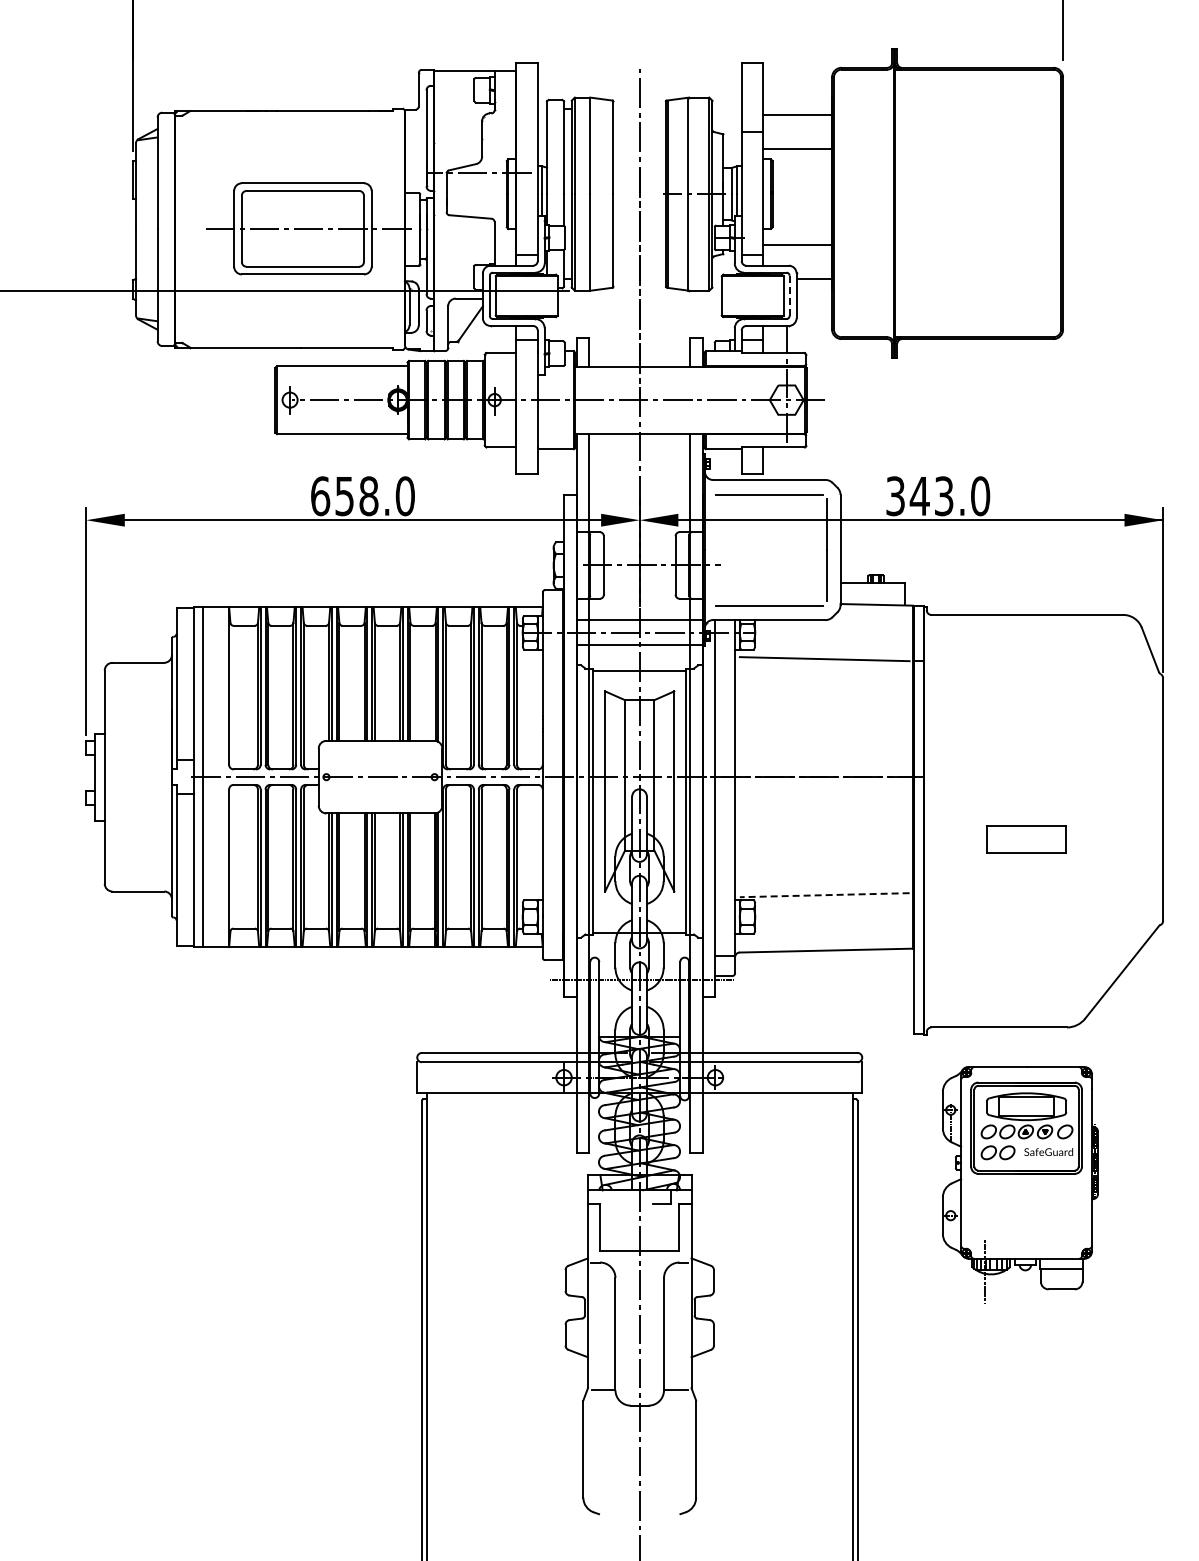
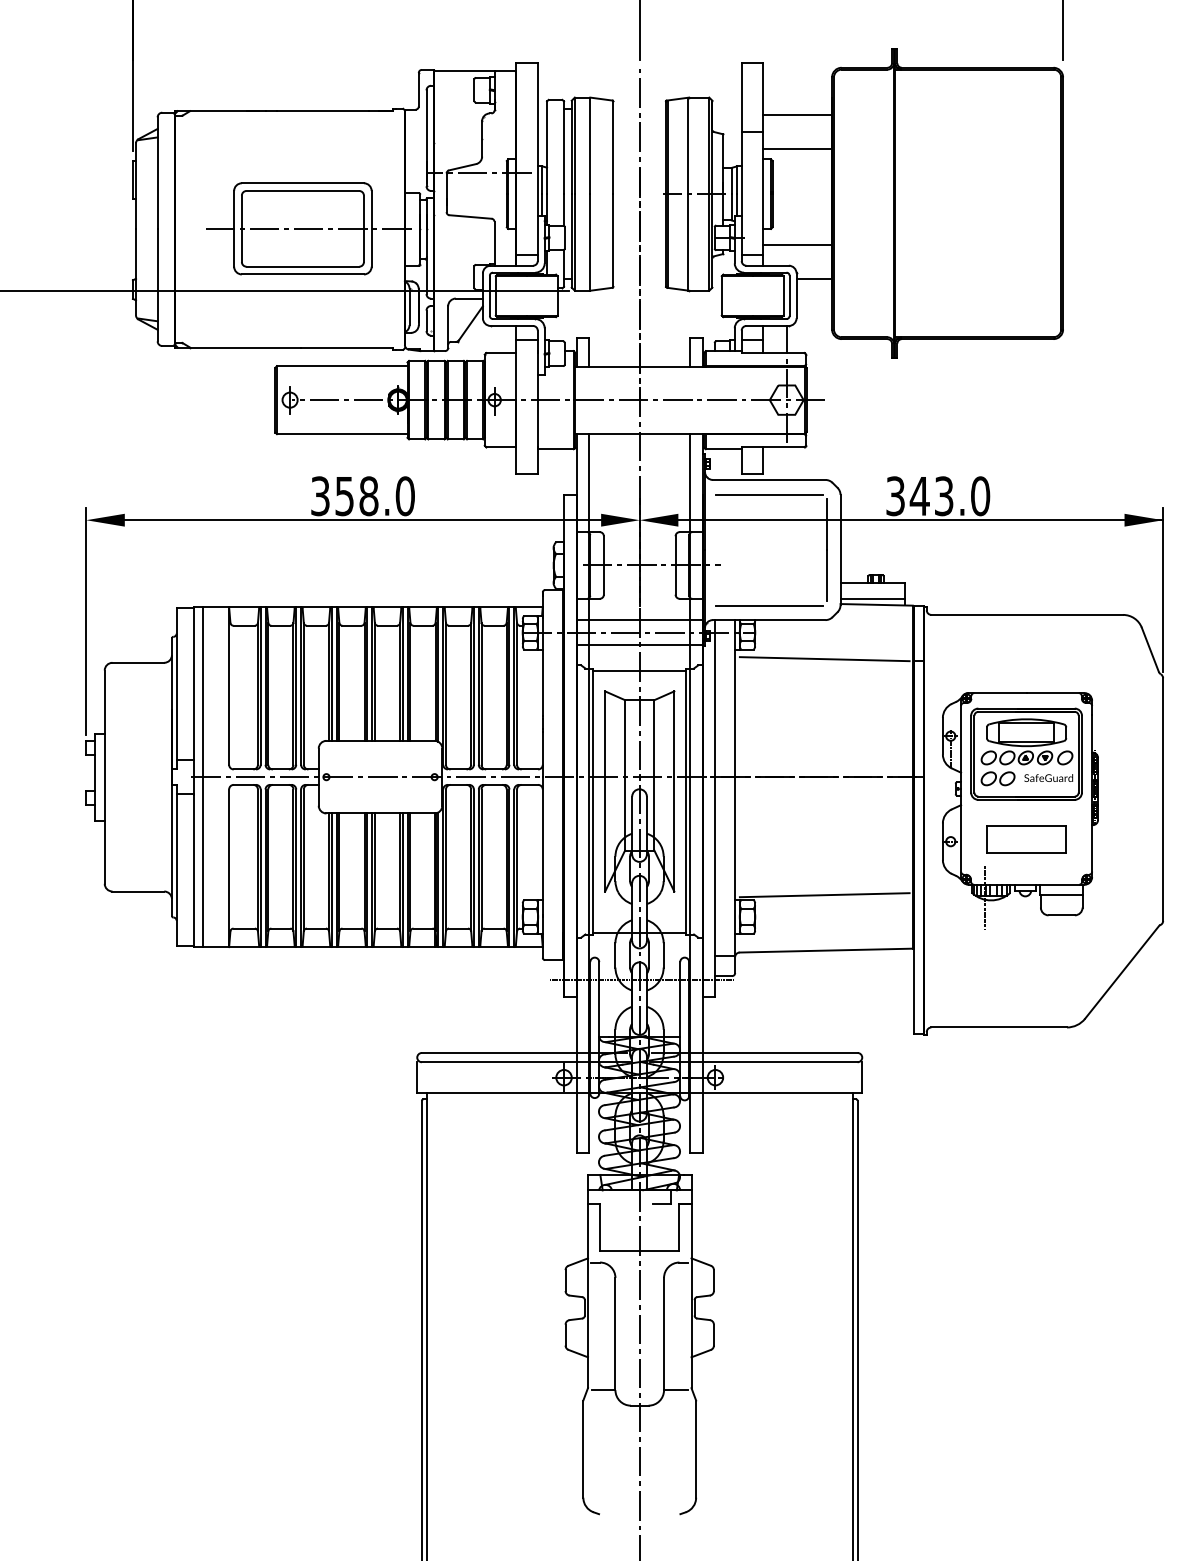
line: none -> present (639, 31)
line: dashed -> solid (789, 296)
text: 658.0 -> 358.0 (320, 496)
line: none -> present (872, 599)
line: dashed -> solid (824, 895)
part position: (1020, 1184) -> (1020, 810) (1020, 810)
